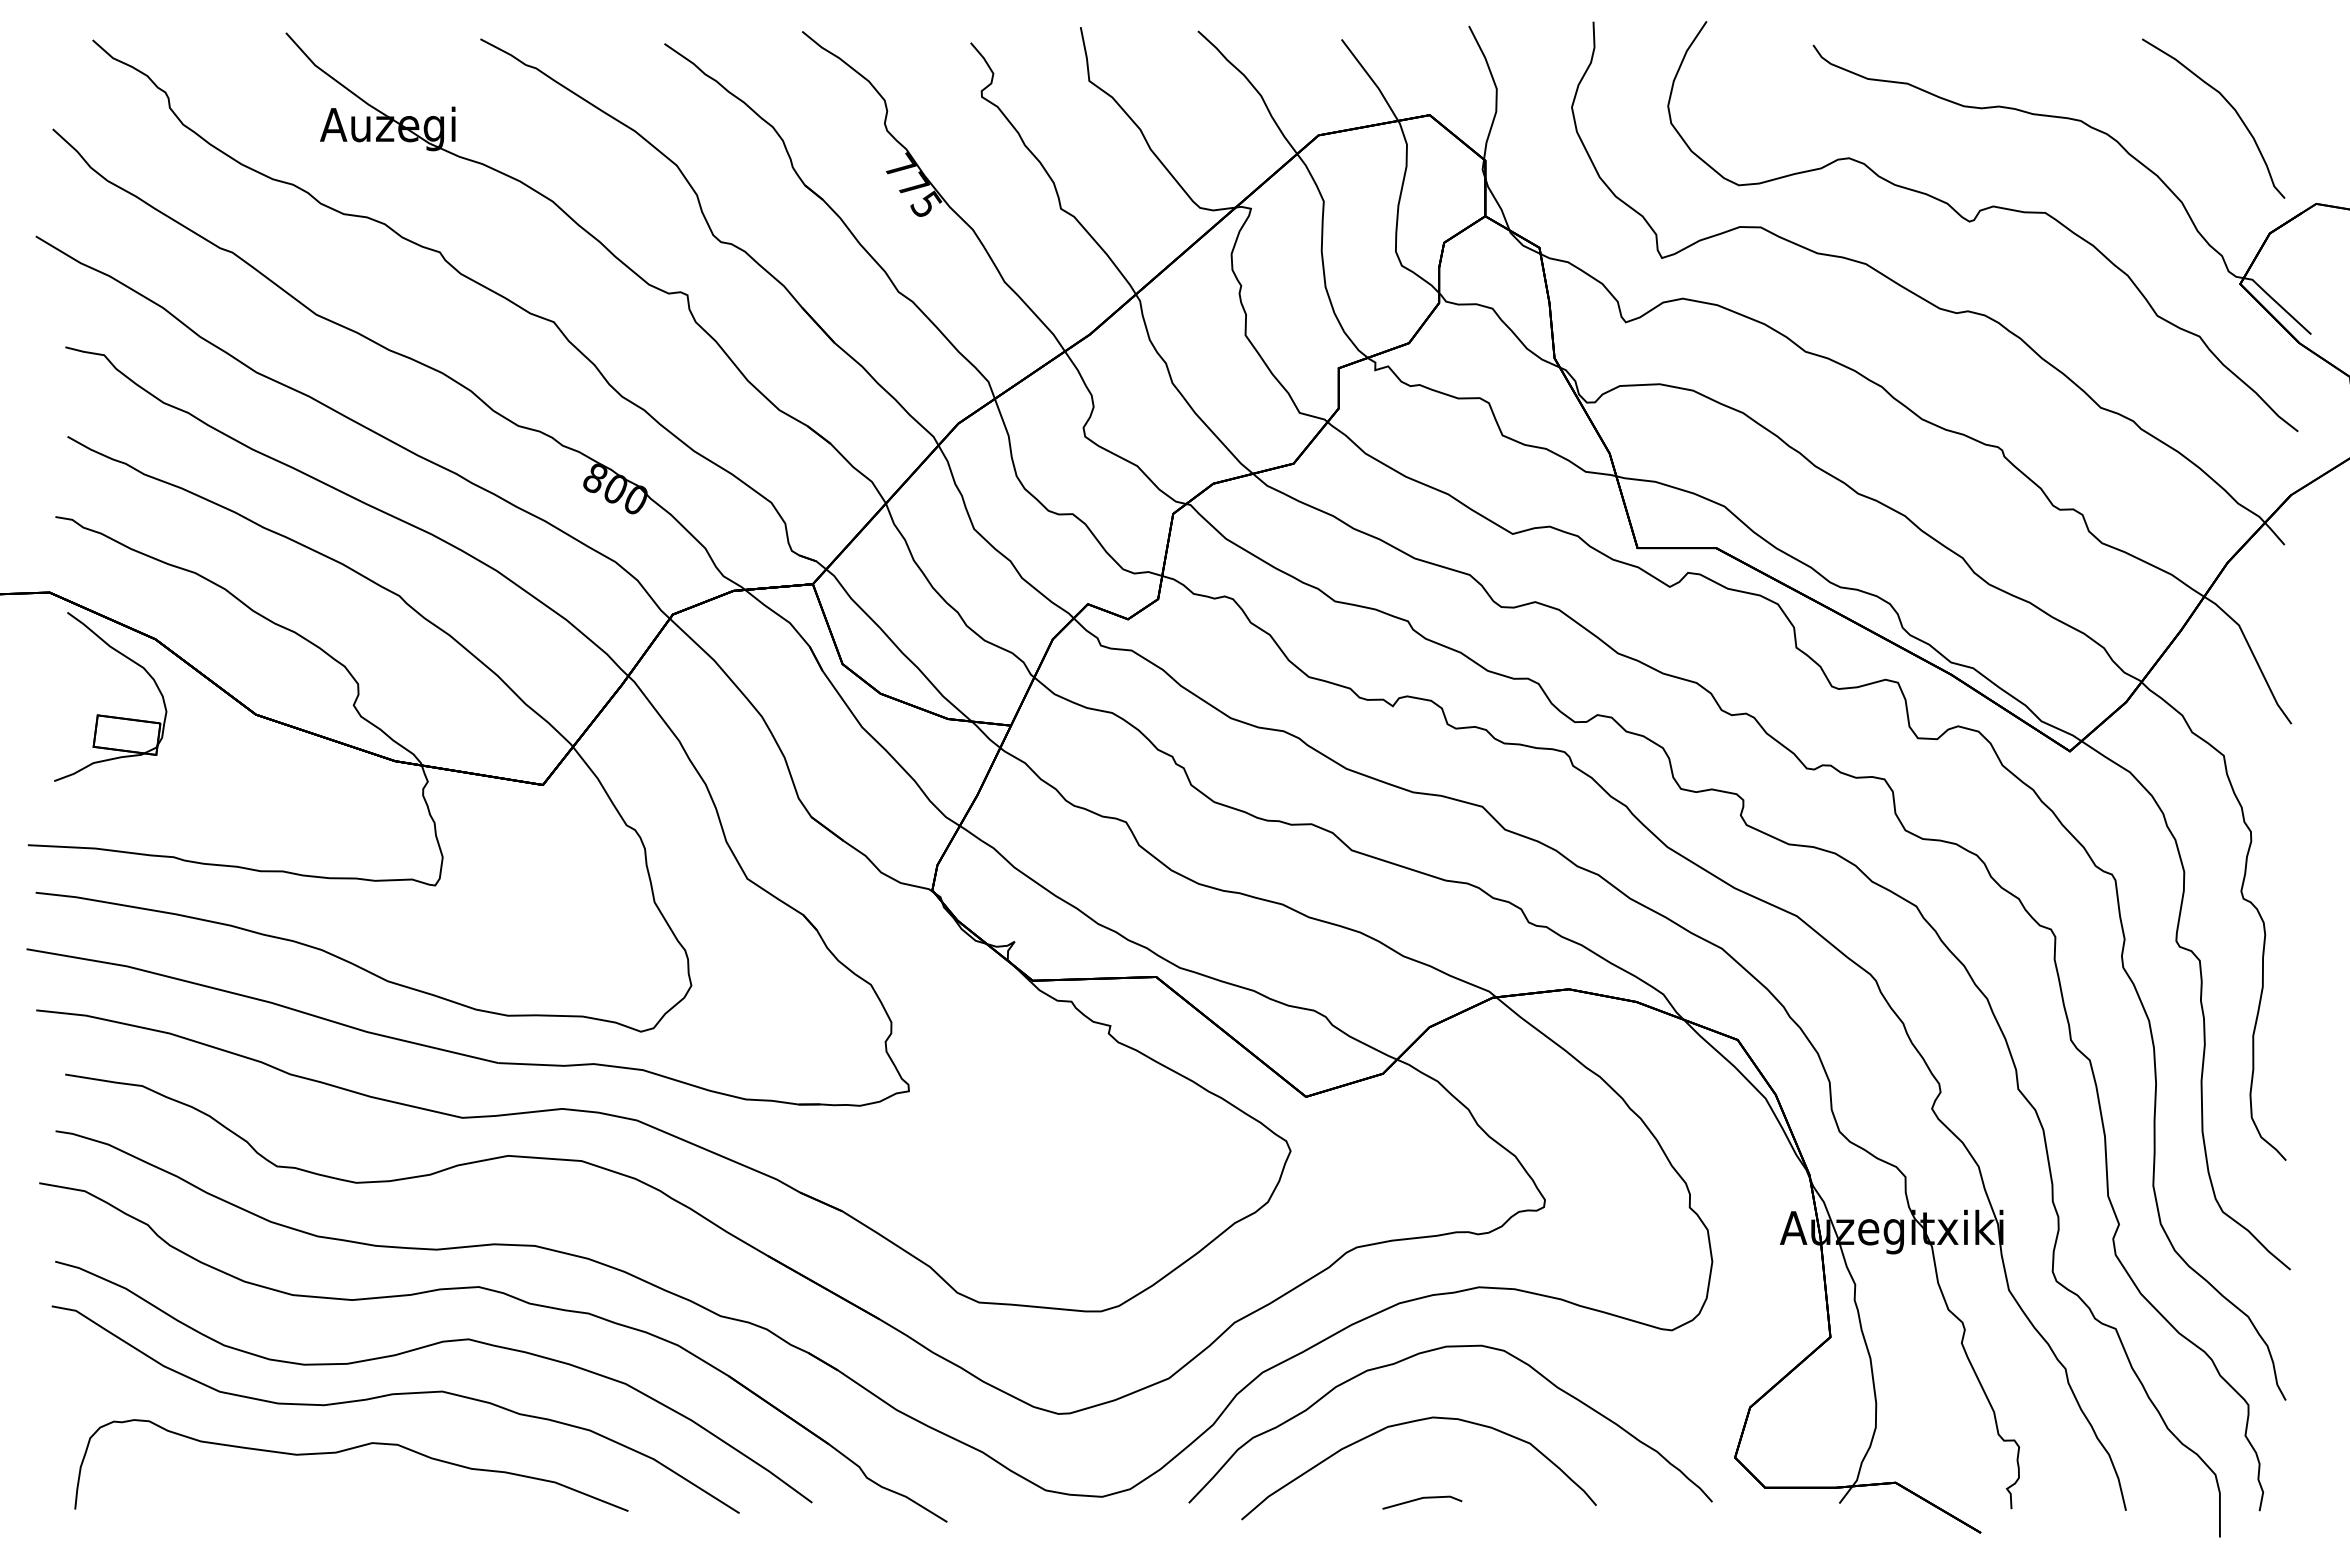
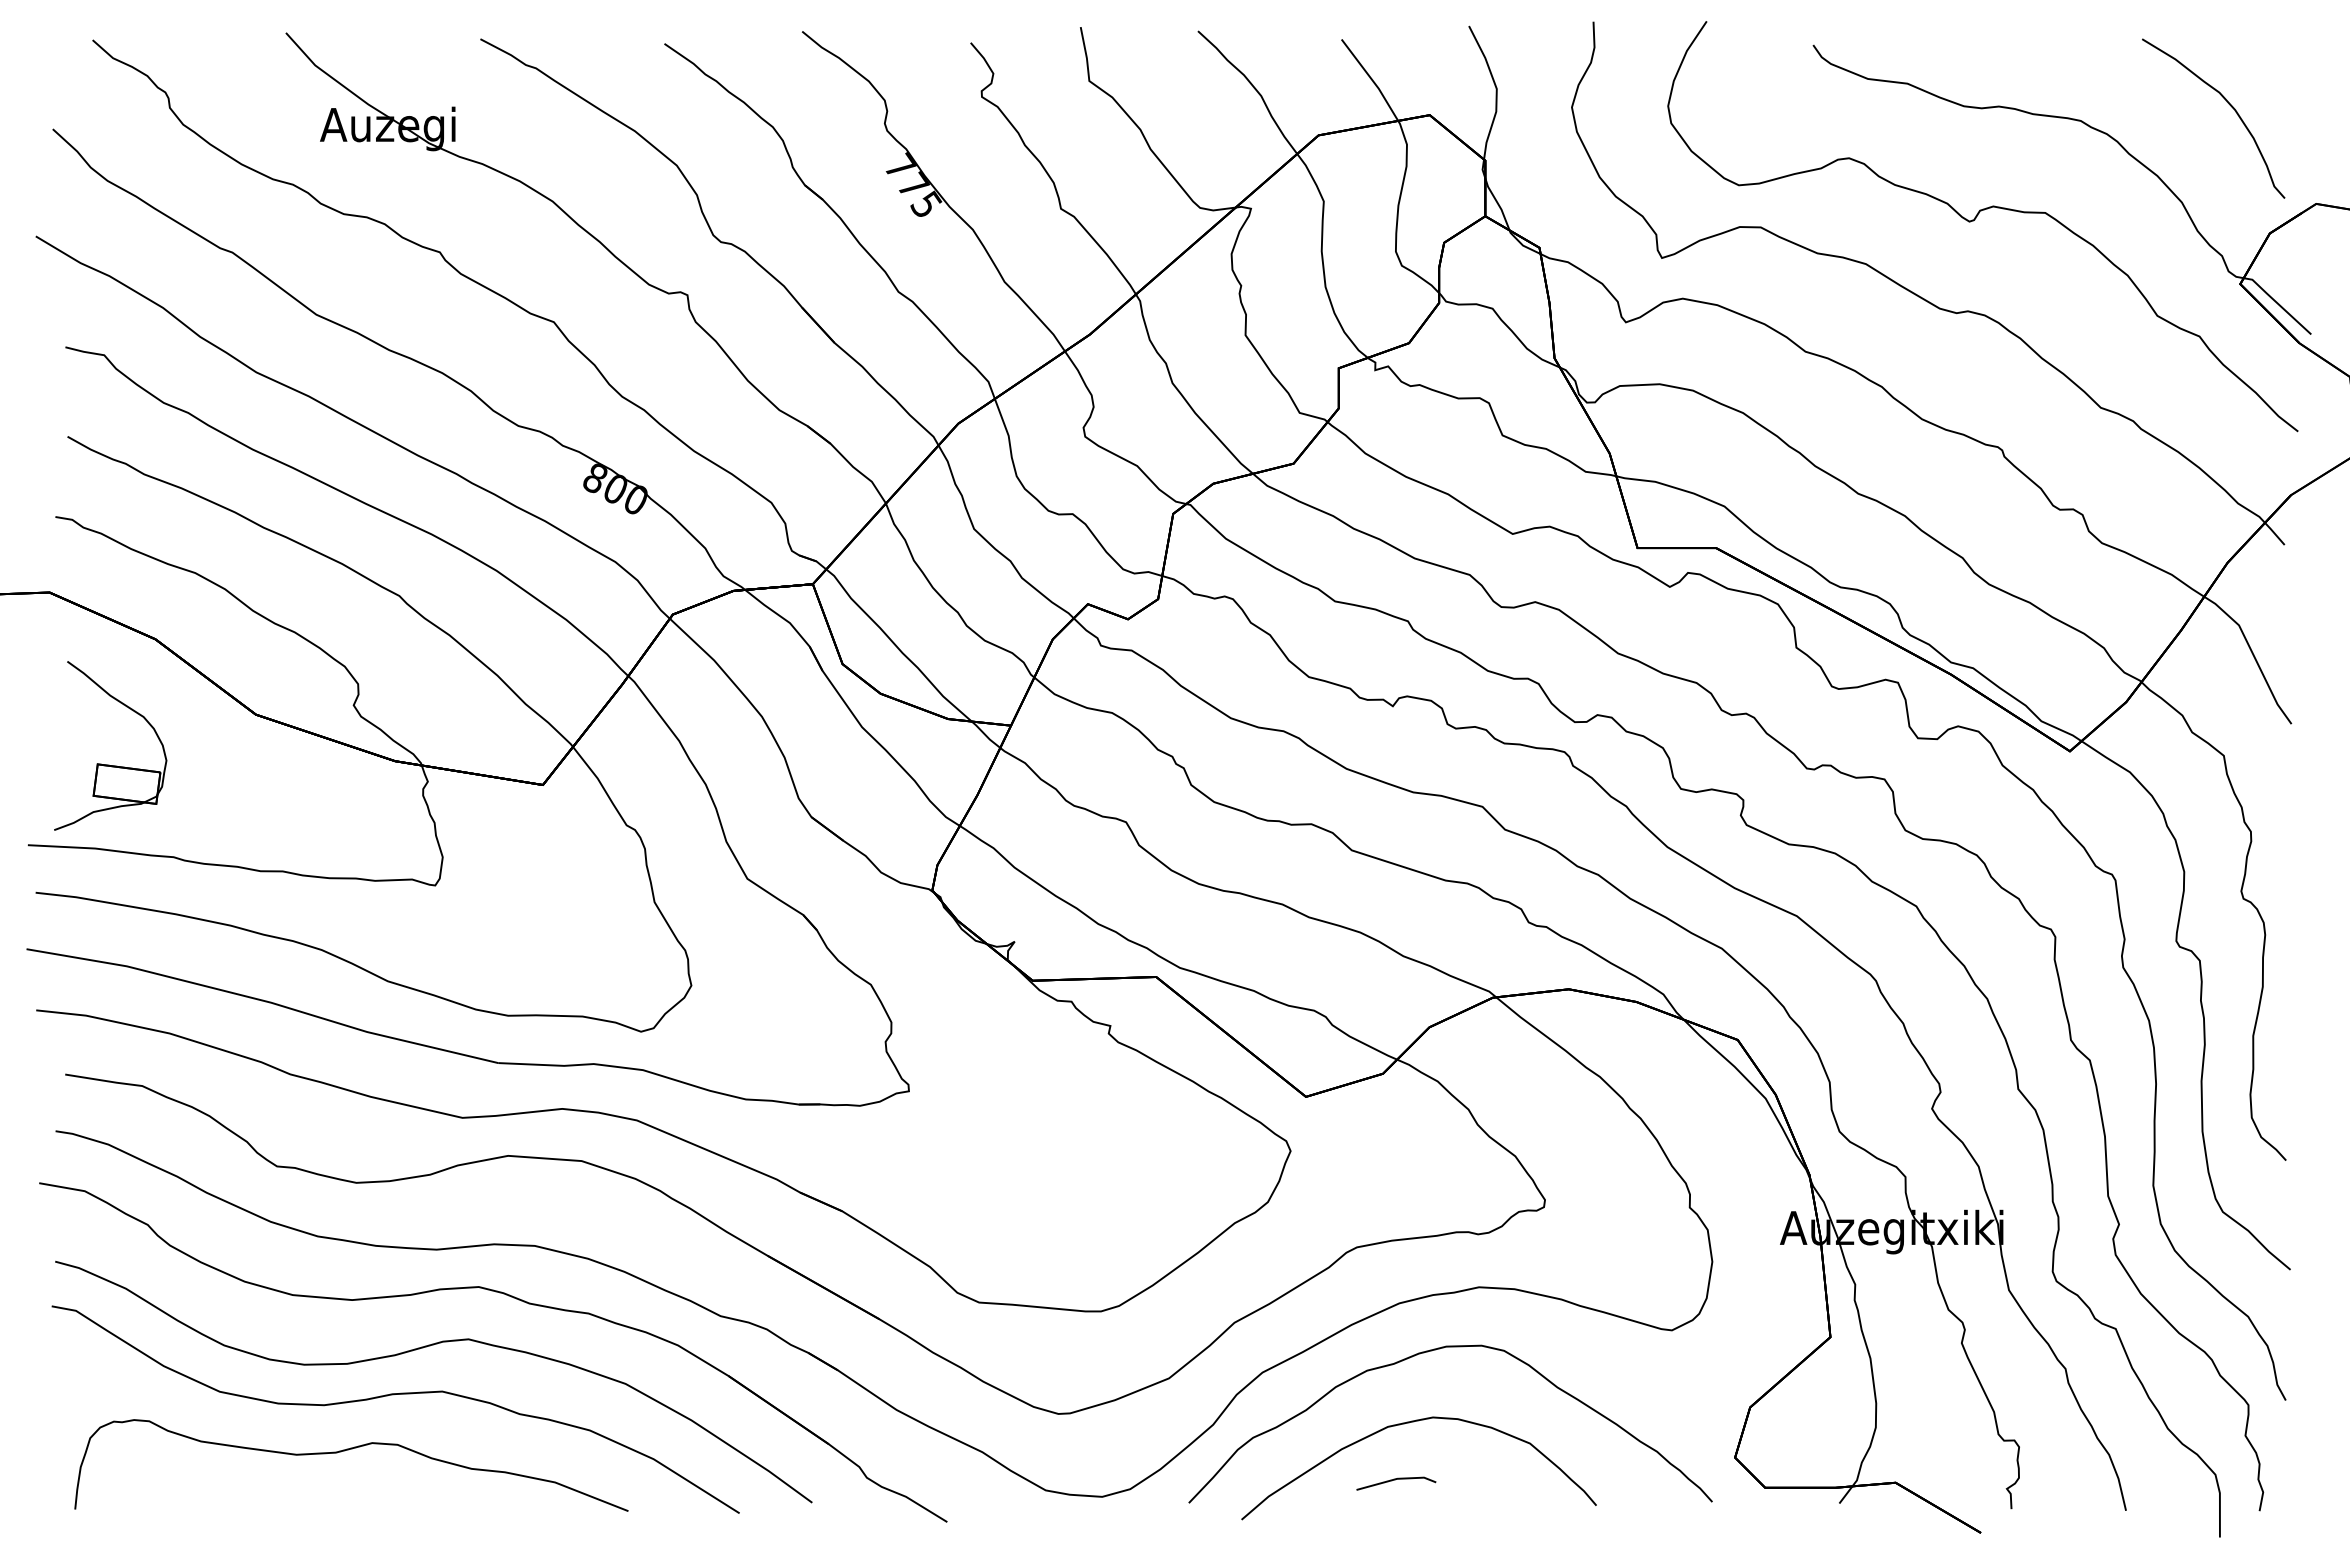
part position: (109, 715) -> (109, 764) (109, 764)
line position: (1421, 1499) -> (1395, 1480) (1395, 1480)
